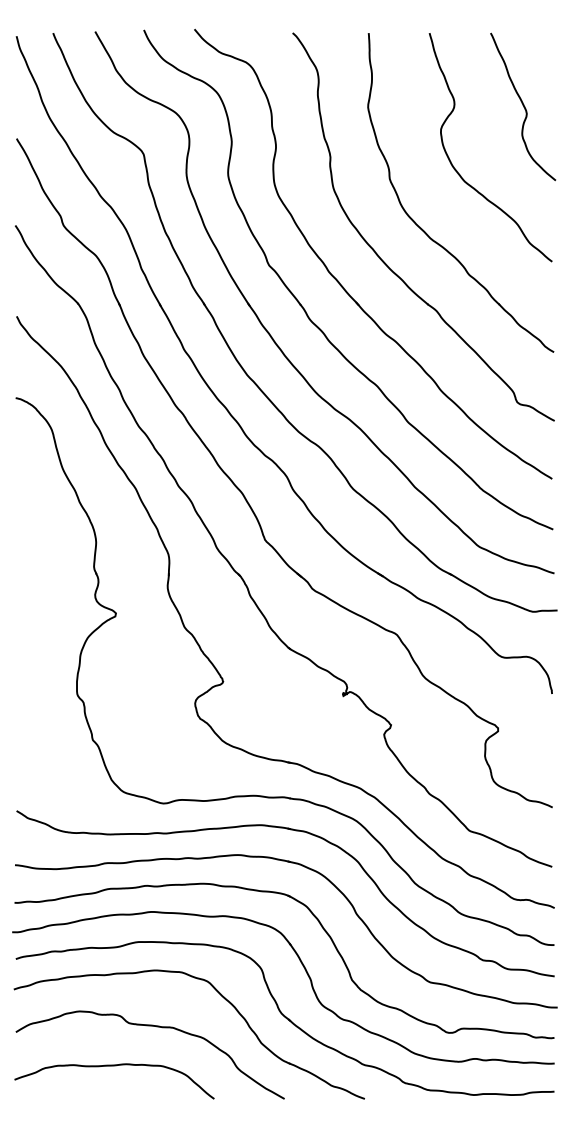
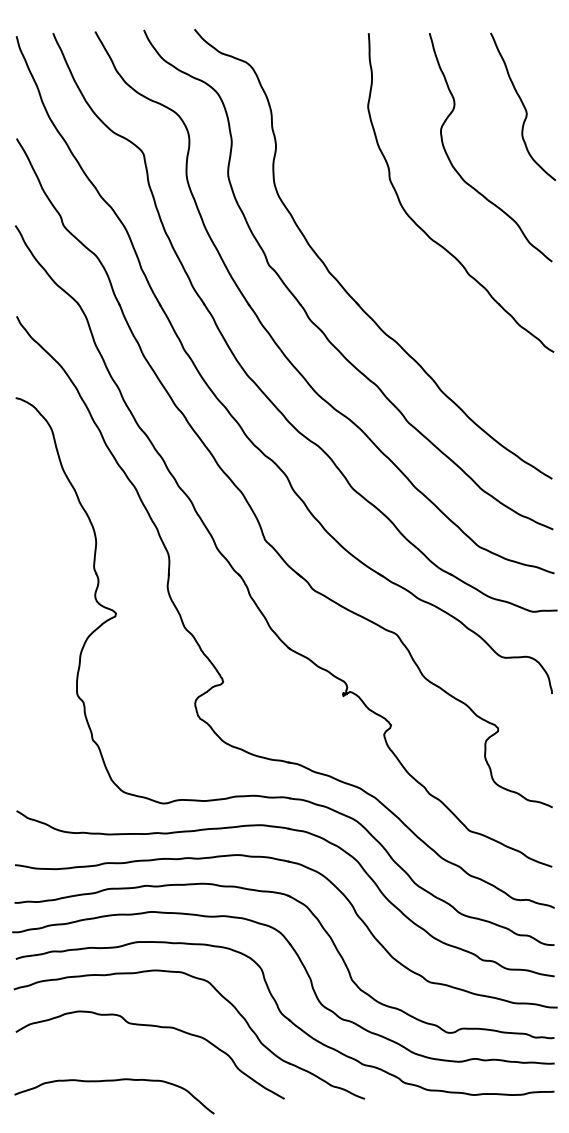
part: present -> none (386, 263)
curve position: (114, 1066) -> (114, 1081) (114, 1081)
